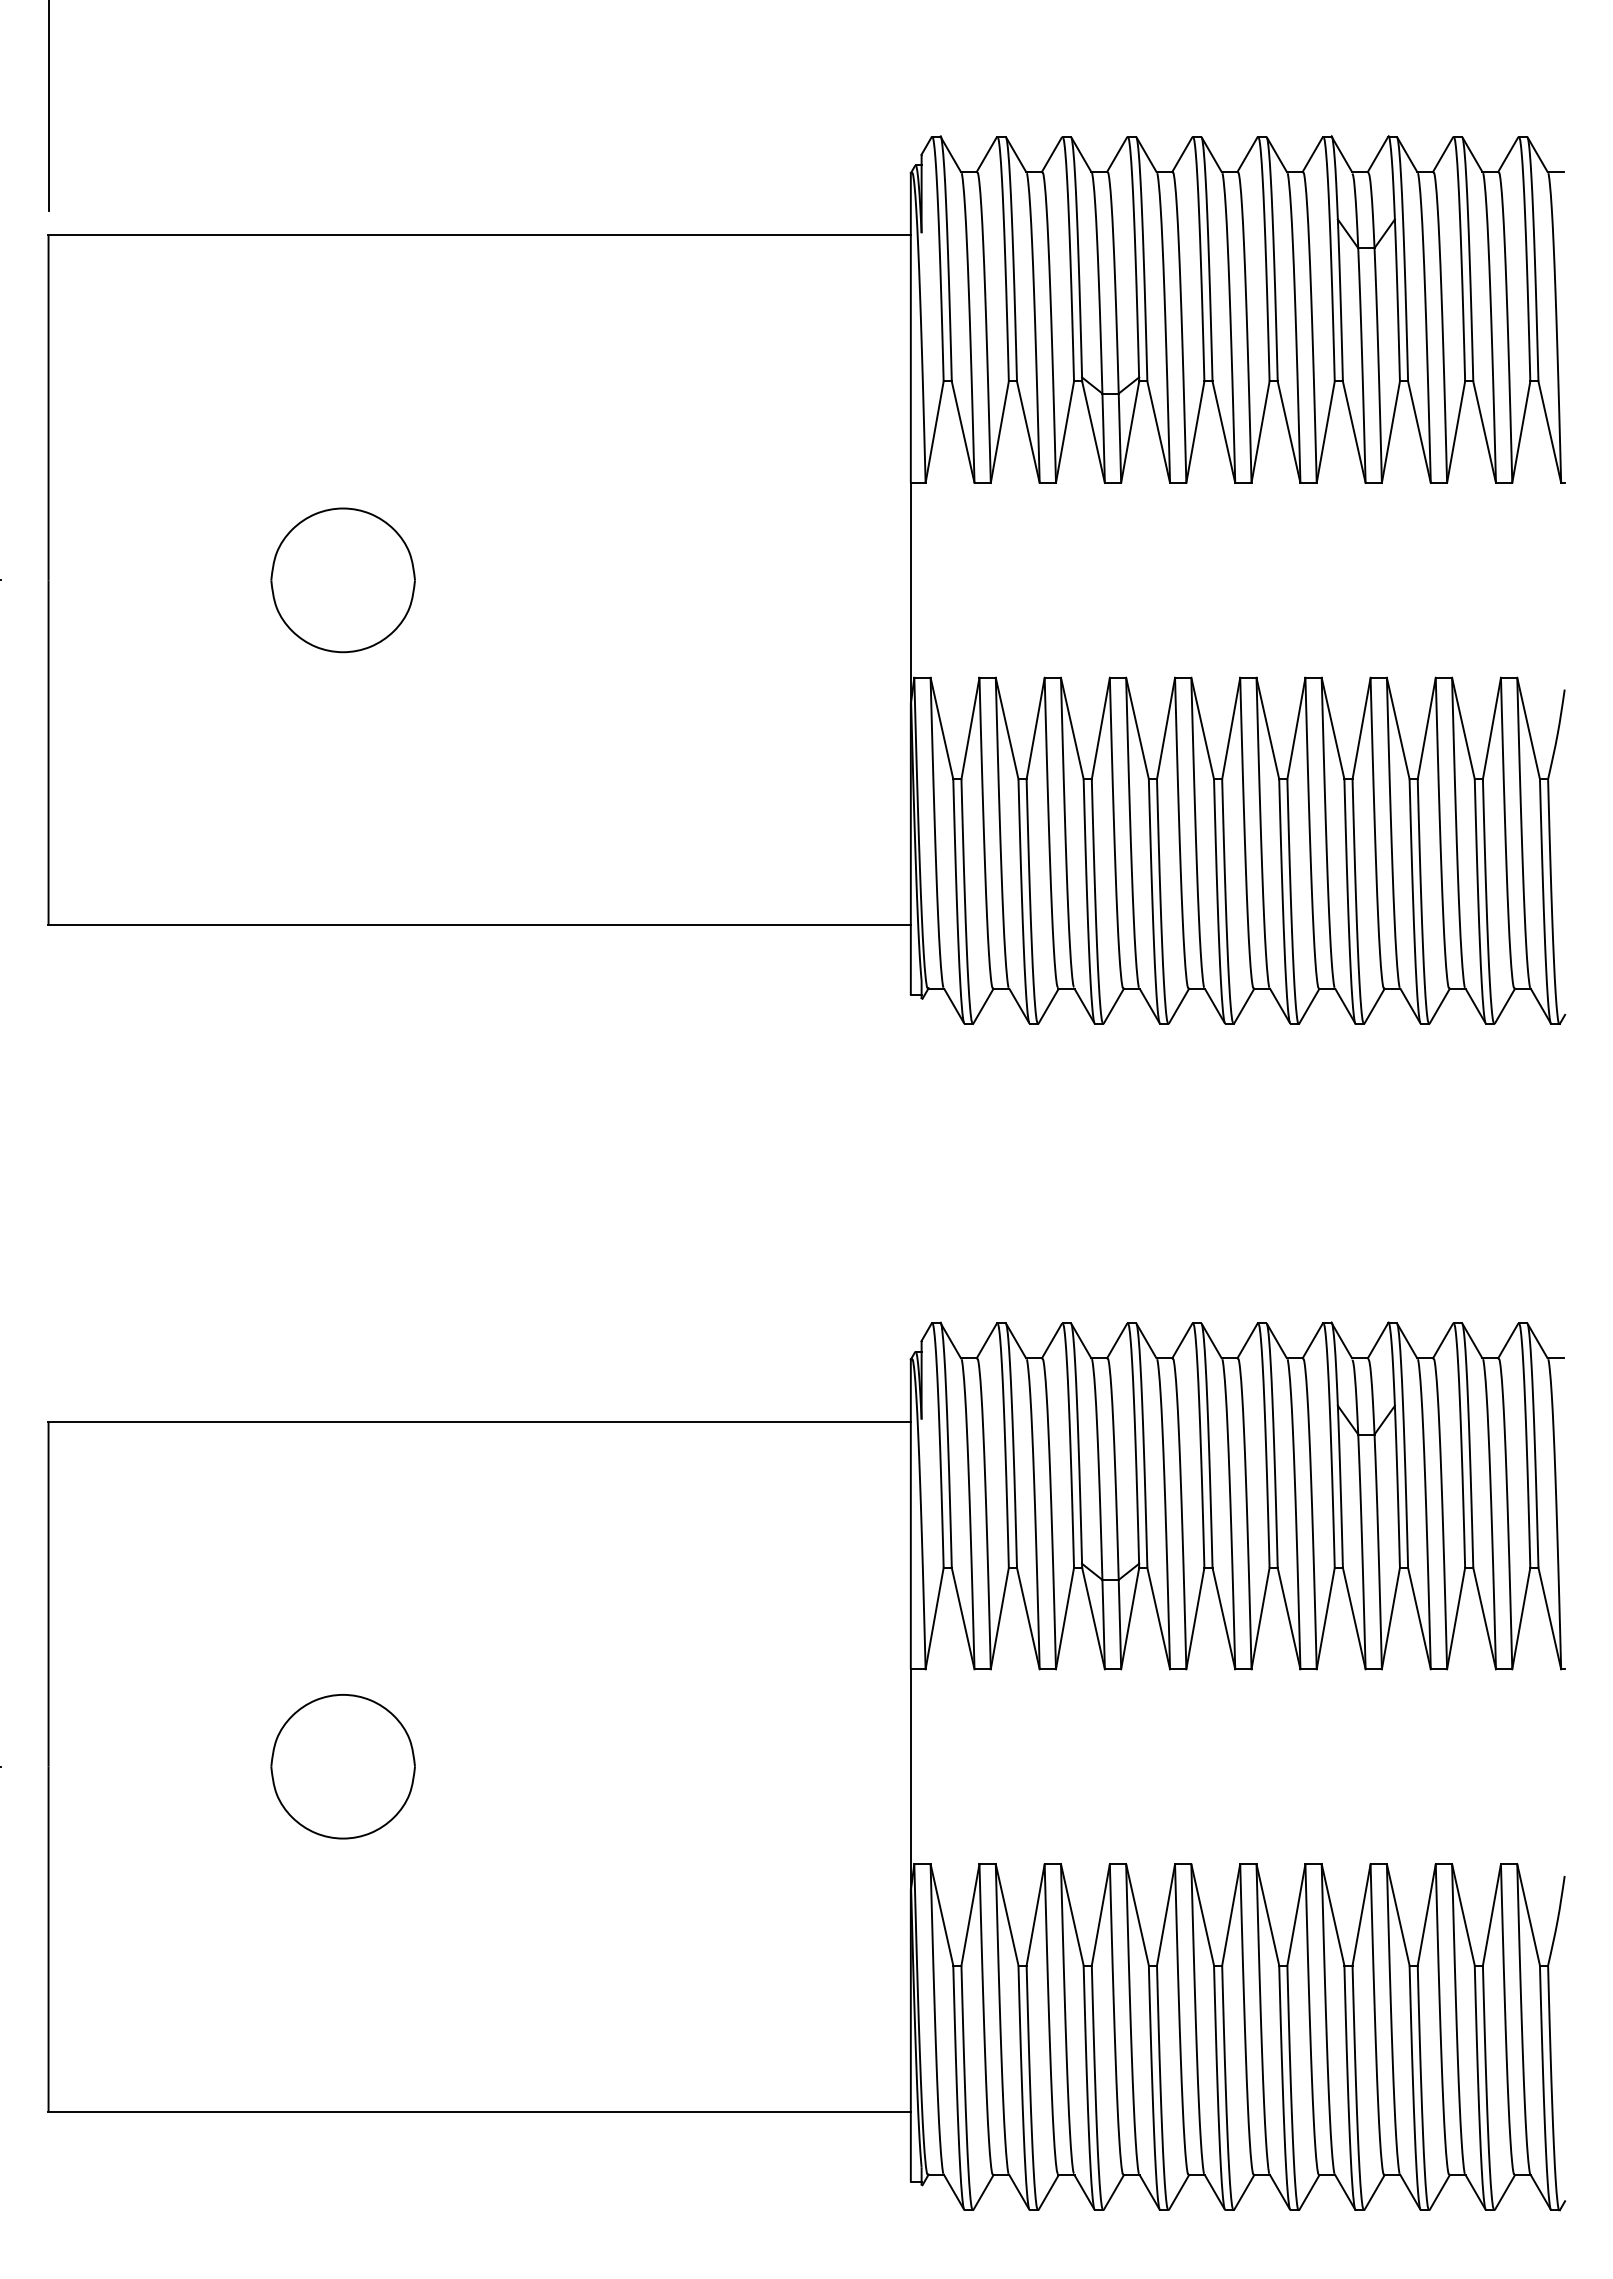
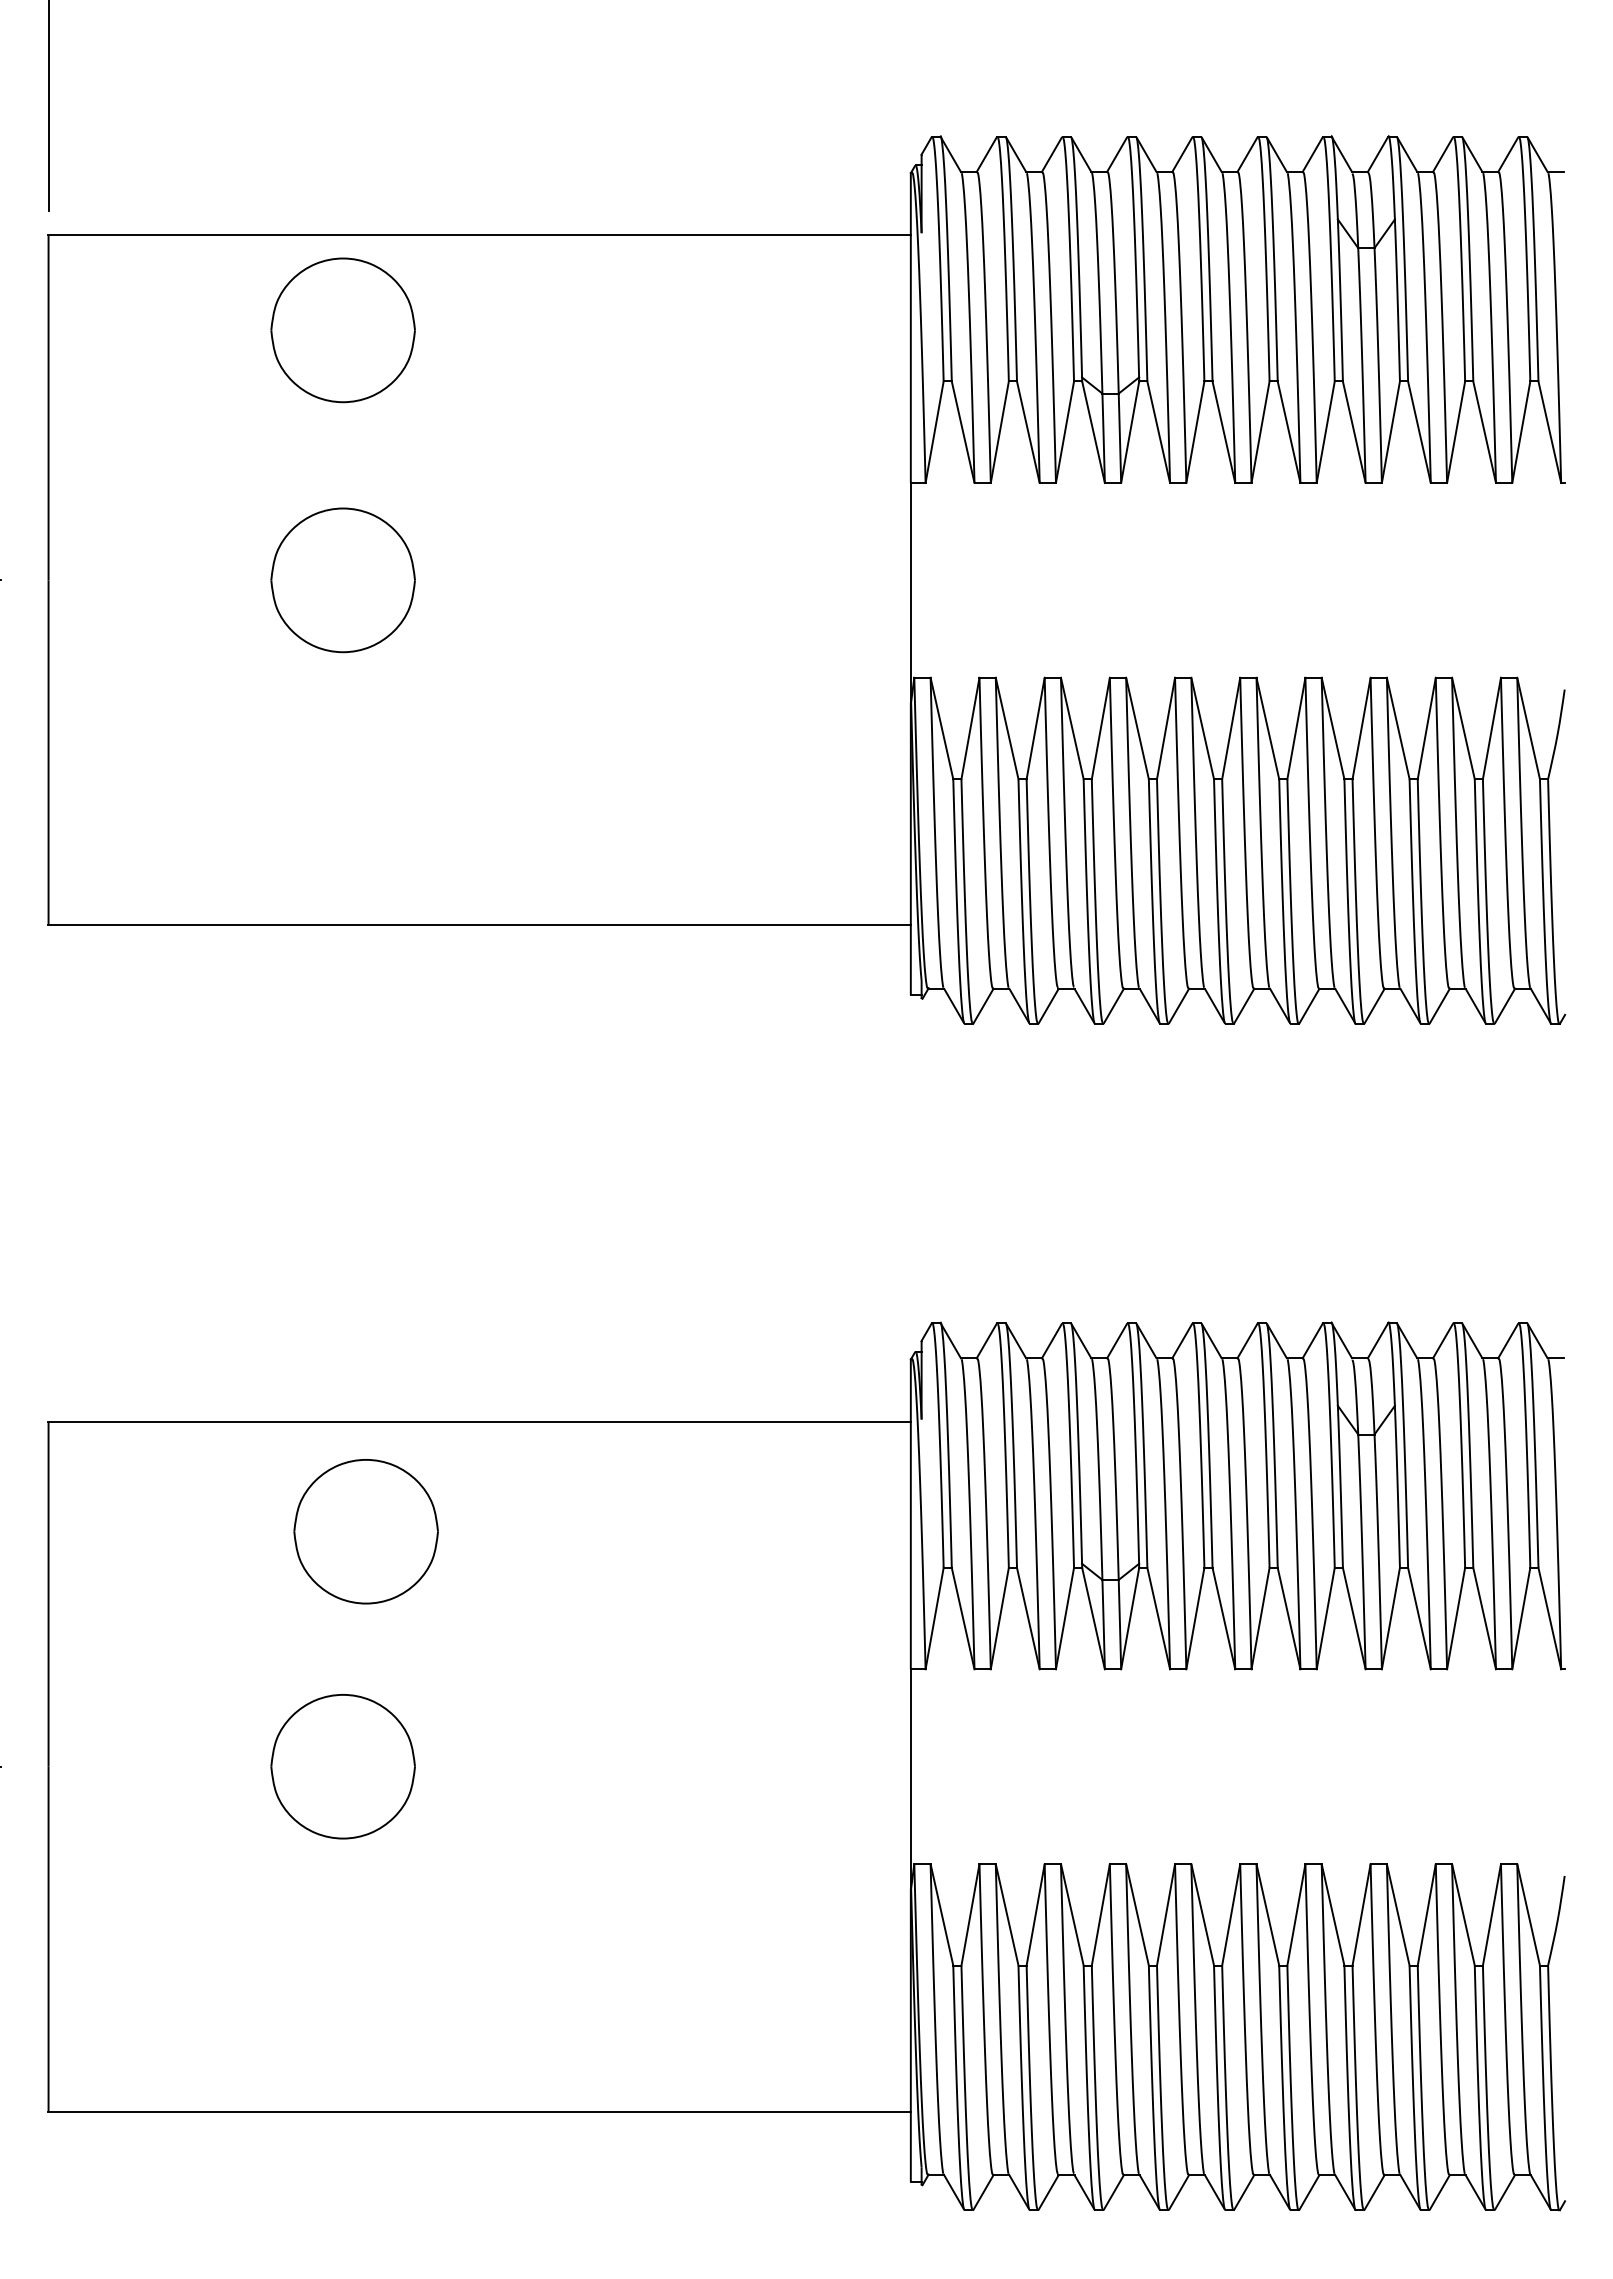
part: none -> present (342, 330)
part: none -> present (365, 1531)
